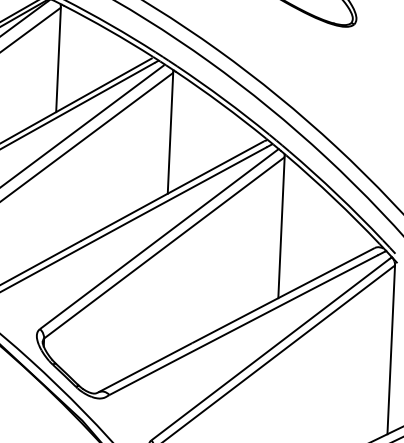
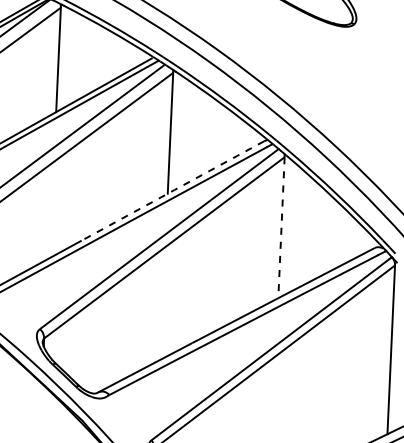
line: solid -> dashed (172, 190)
line: solid -> dashed (281, 227)
